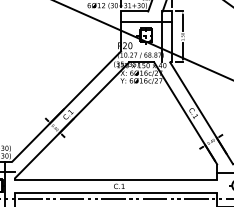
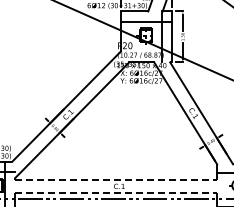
line: solid -> dashed (116, 179)
line: solid -> dashed (116, 193)
